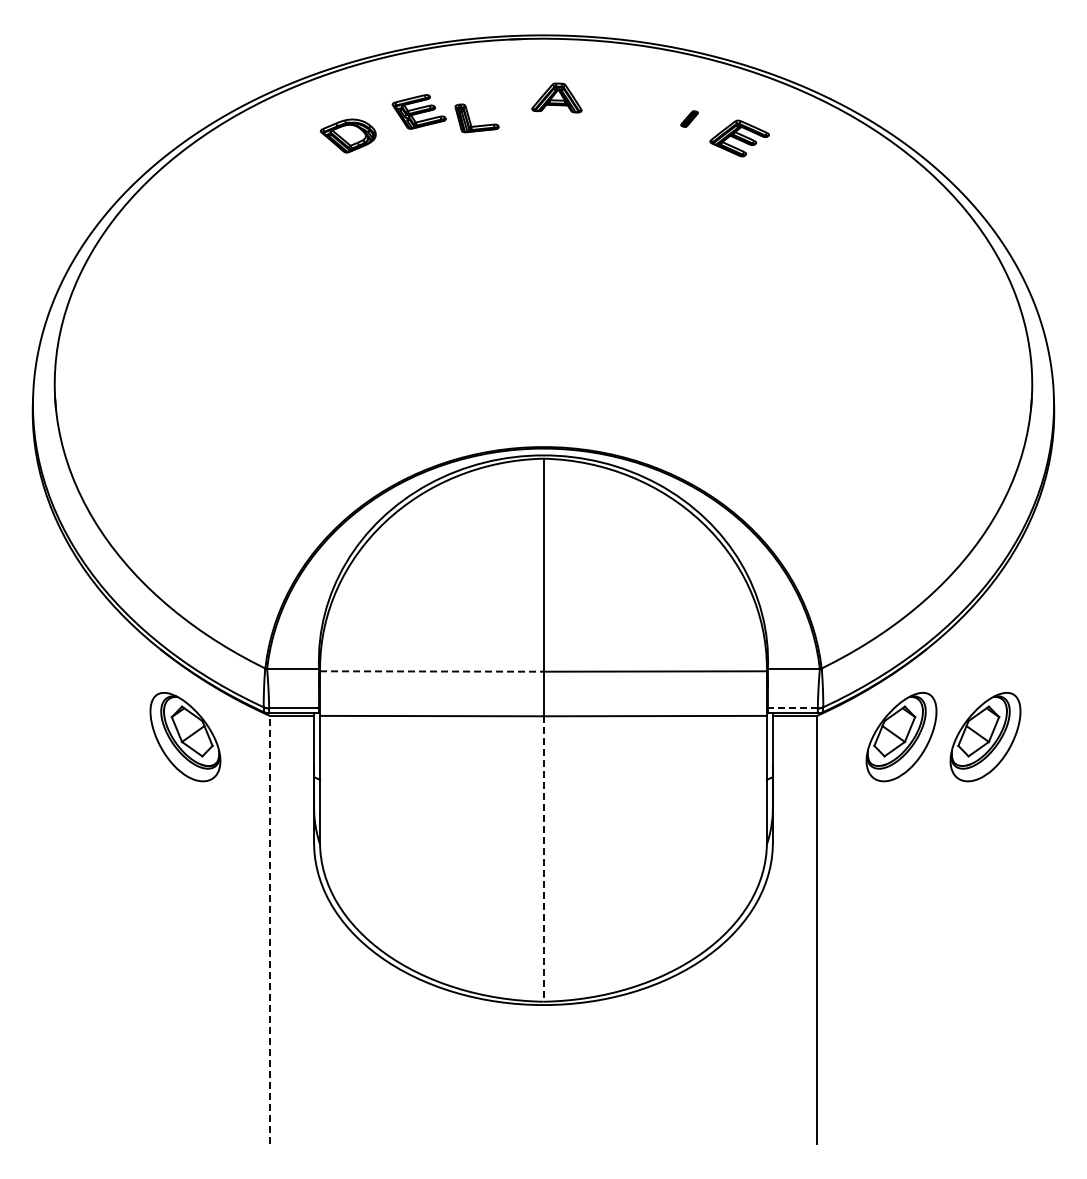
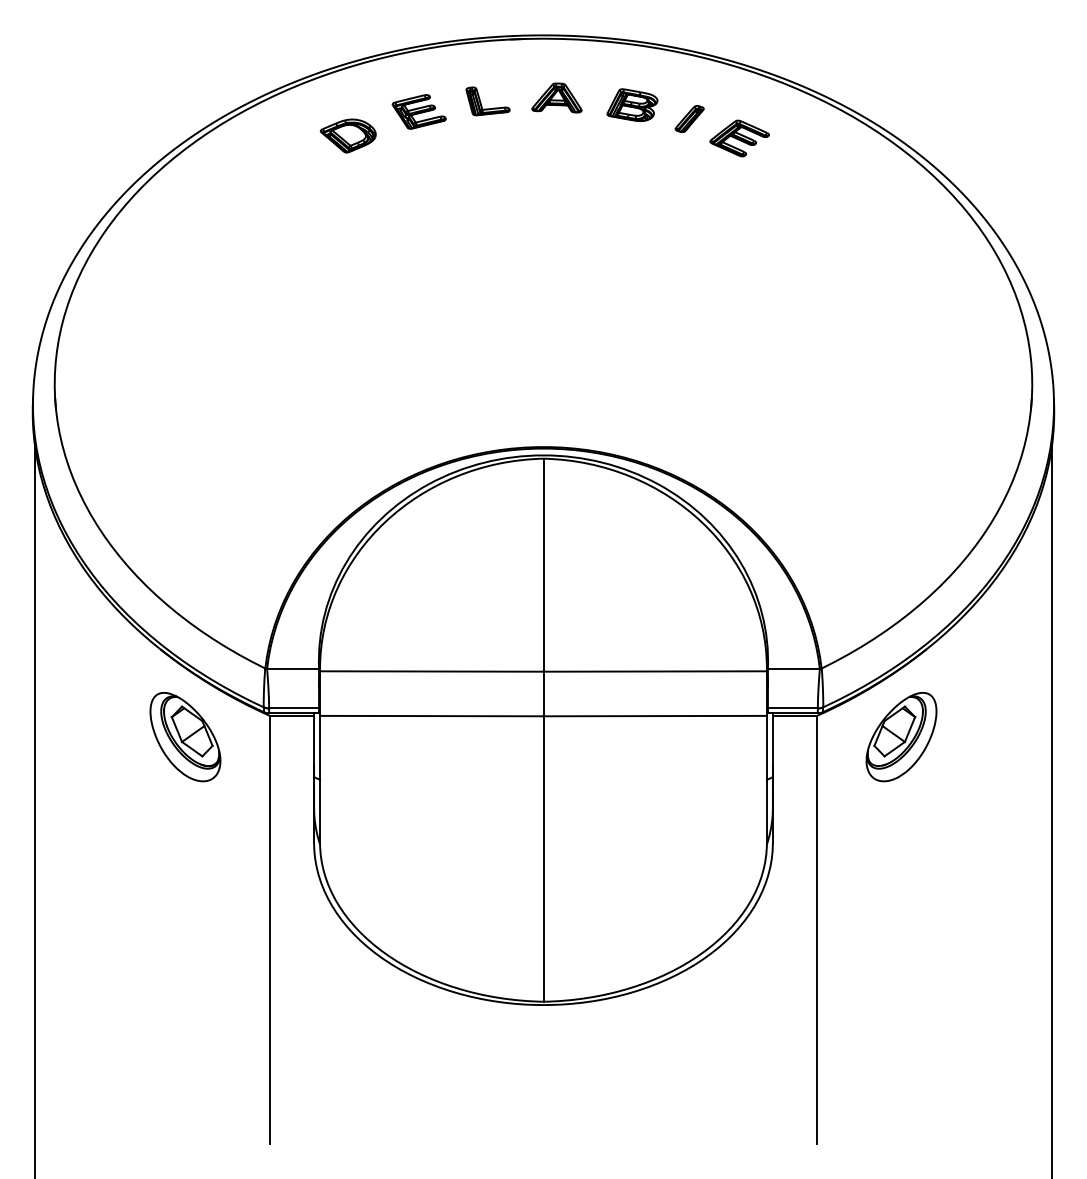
part: none -> present (632, 104)
part size: 19x18 px -> 31x28 px (689, 118)
part position: (470, 119) -> (481, 102) (481, 102)
line: dashed -> solid (431, 671)
line: dashed -> solid (792, 708)
part: present -> none (985, 737)
line: none -> present (34, 809)
line: none -> present (1052, 809)
line: dashed -> solid (543, 859)
line: dashed -> solid (269, 929)
